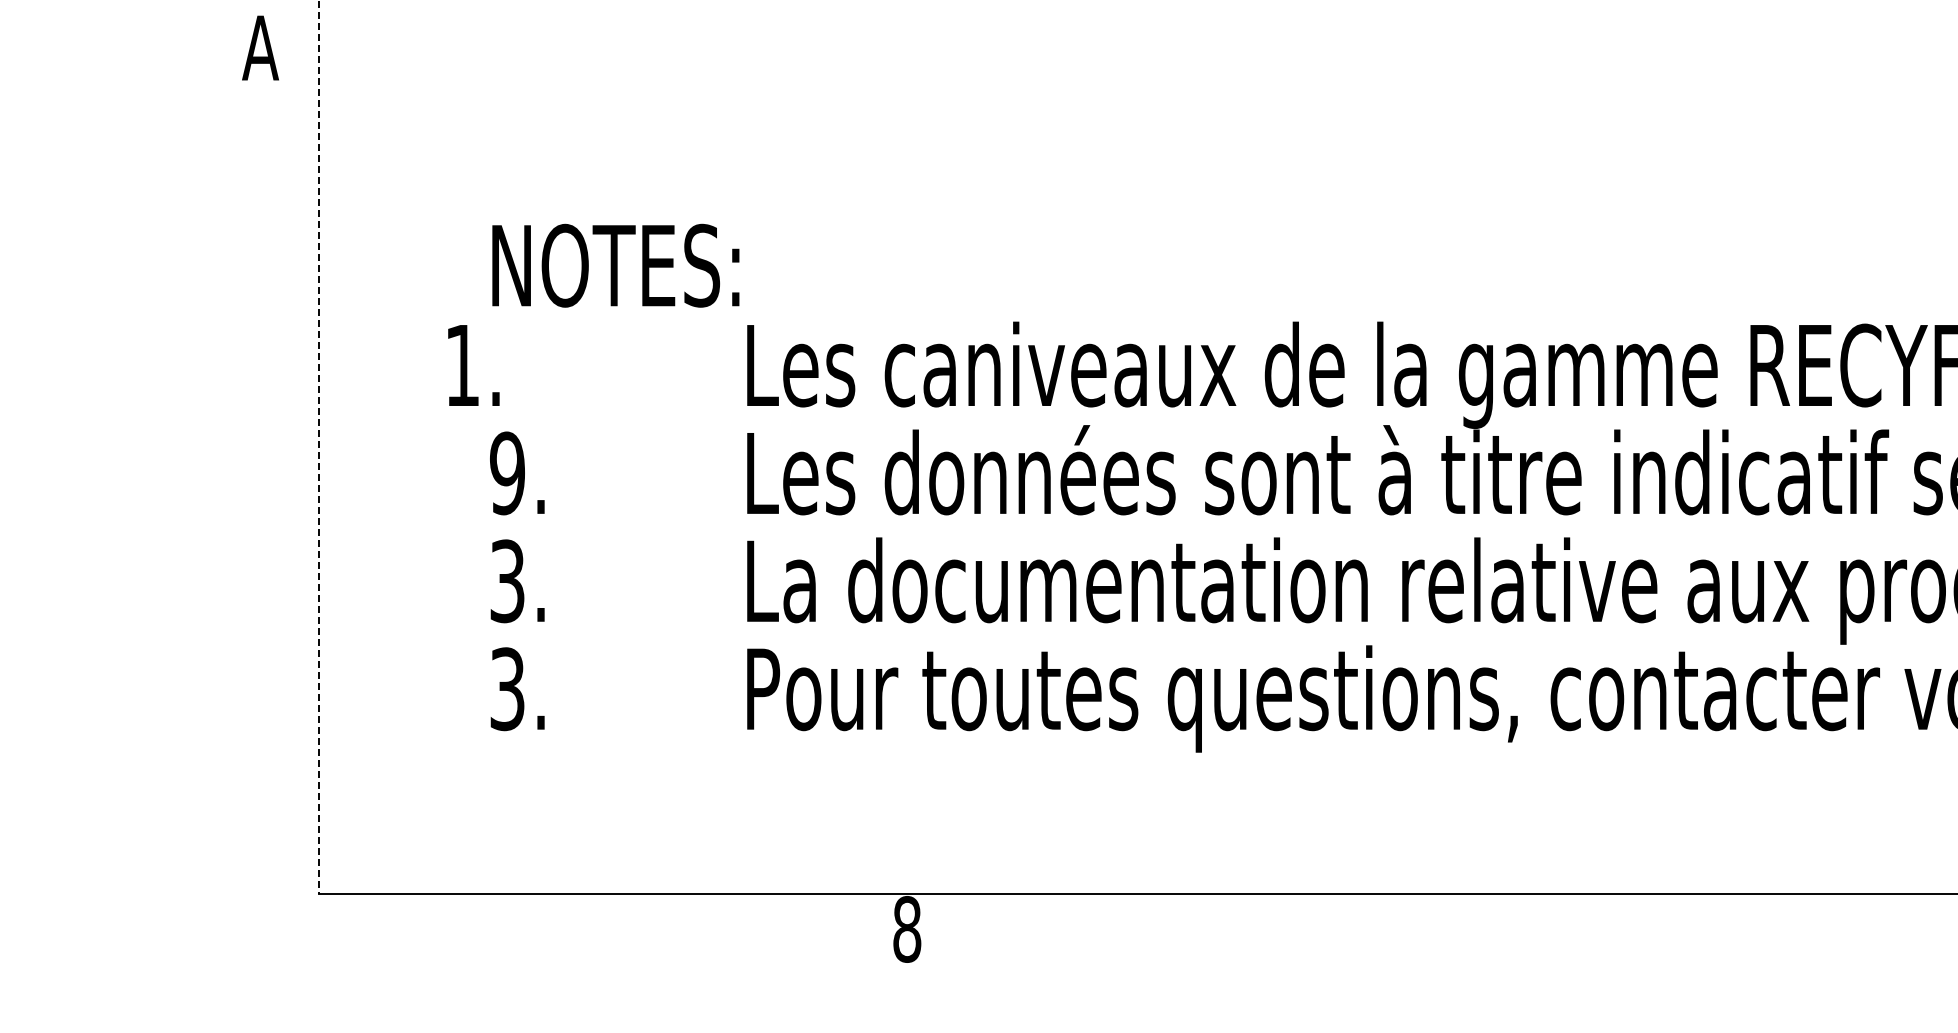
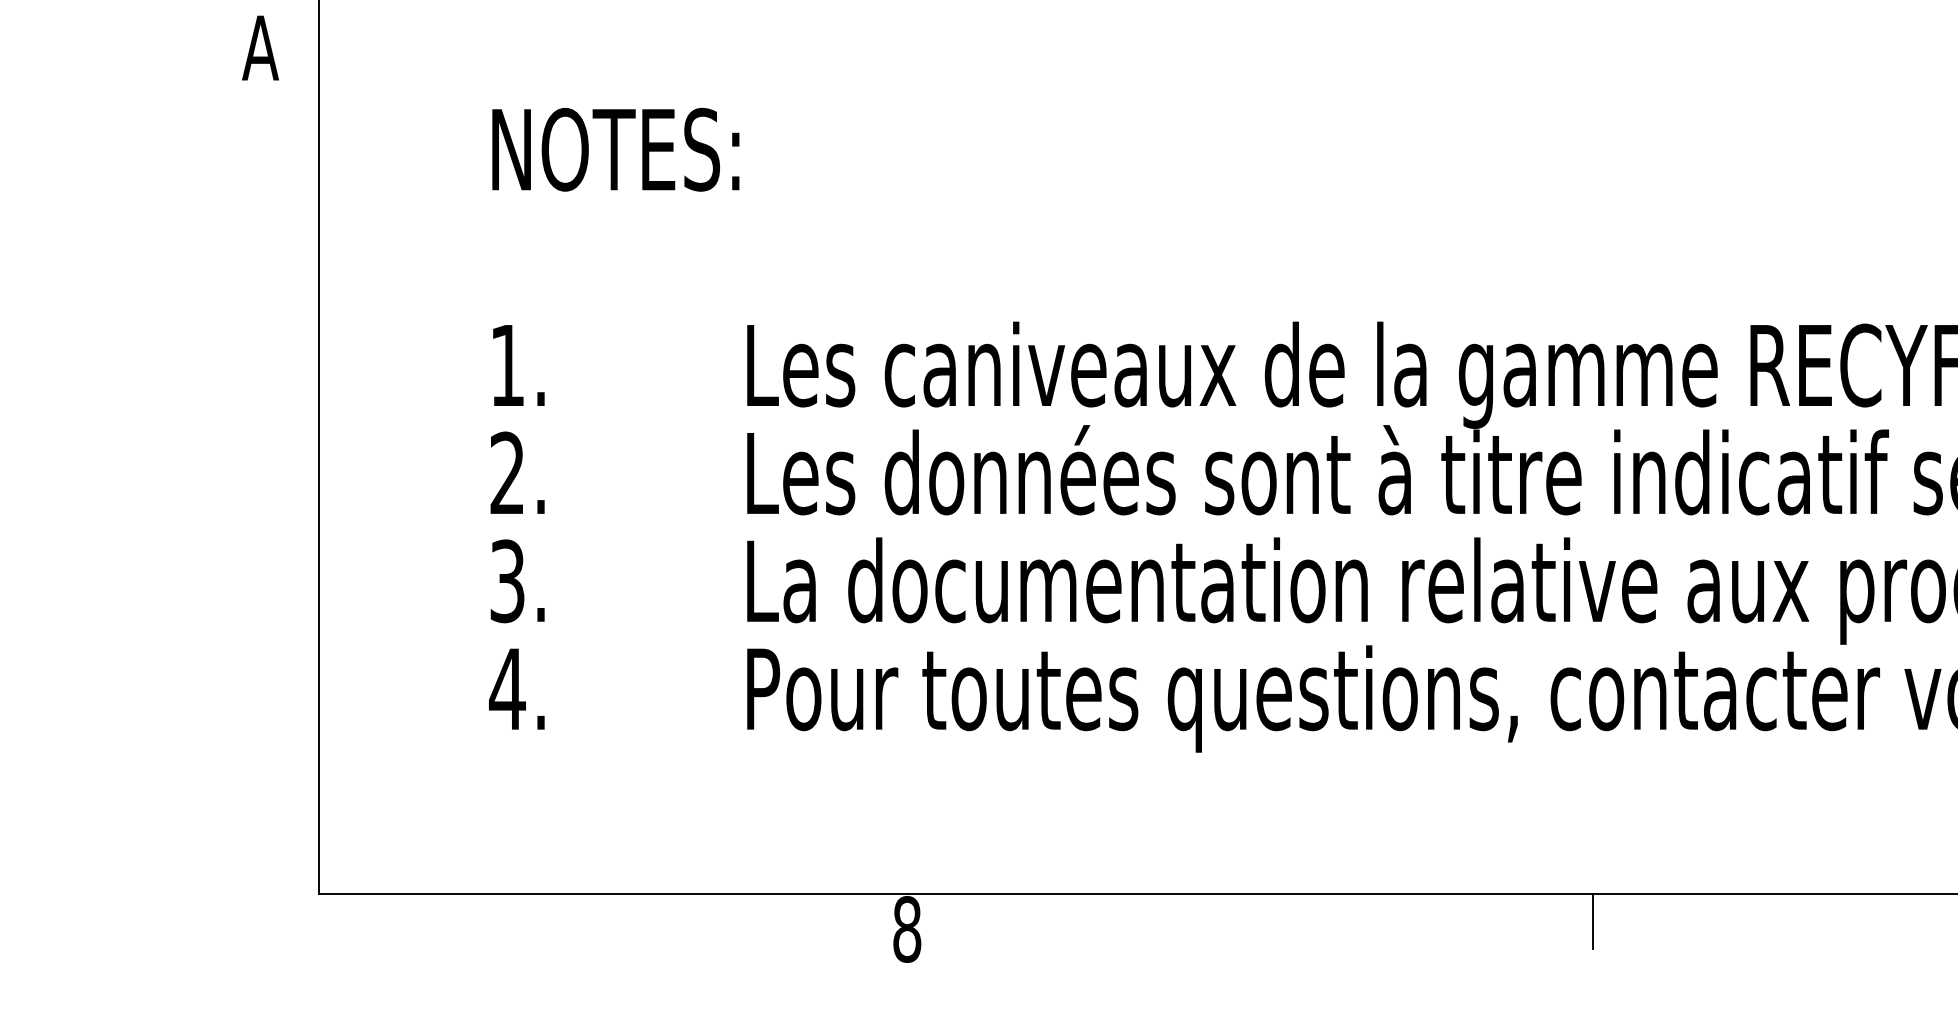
text position: (615, 265) -> (615, 149) (615, 149)
text position: (473, 365) -> (518, 365) (518, 365)
line: dashed -> solid (318, 447)
text: 9. -> 2. (507, 473)
text: 3. -> 4. (507, 689)
line: none -> present (1592, 921)
